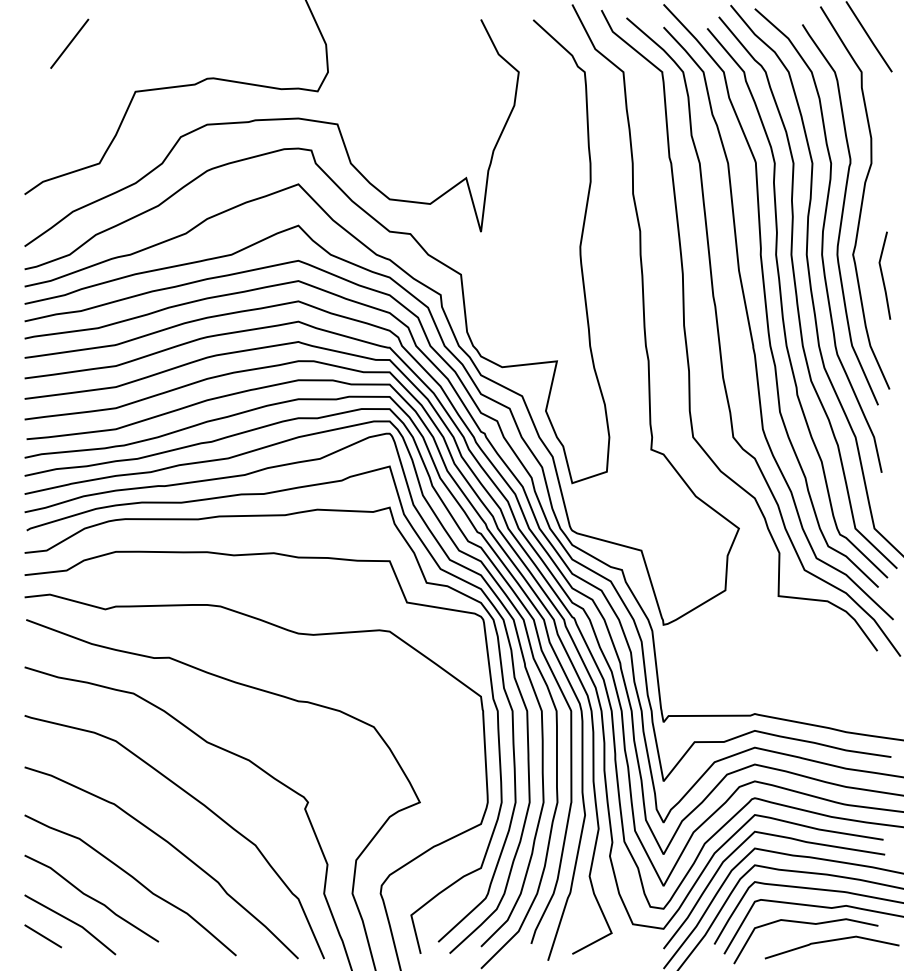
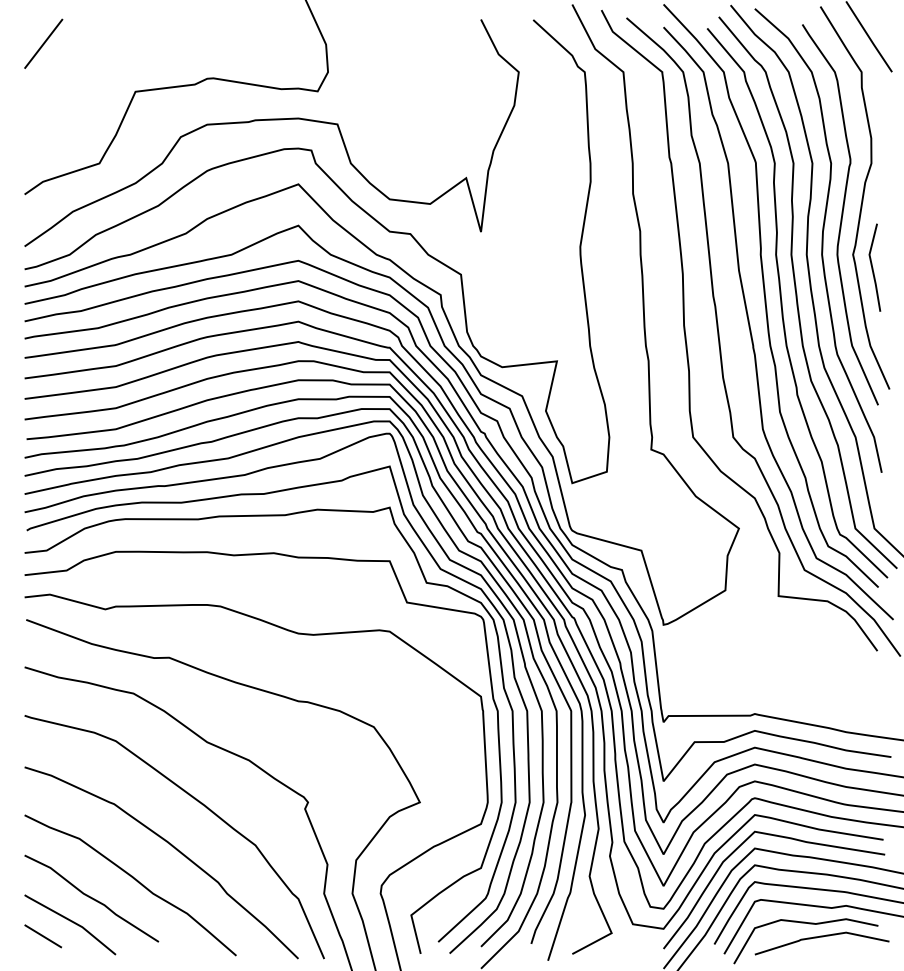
line position: (69, 43) -> (43, 43) (43, 43)
line position: (883, 275) -> (873, 267) (873, 267)
line position: (831, 941) -> (821, 937) (821, 937)
